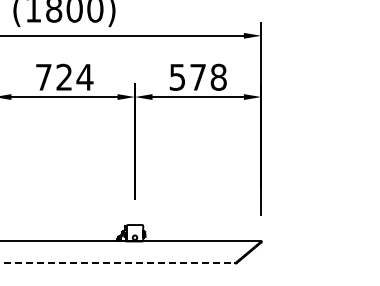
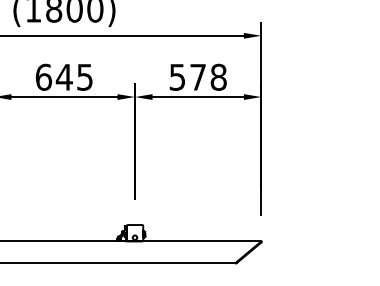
text: 724 -> 645 (64, 76)
line: dashed -> solid (118, 263)
